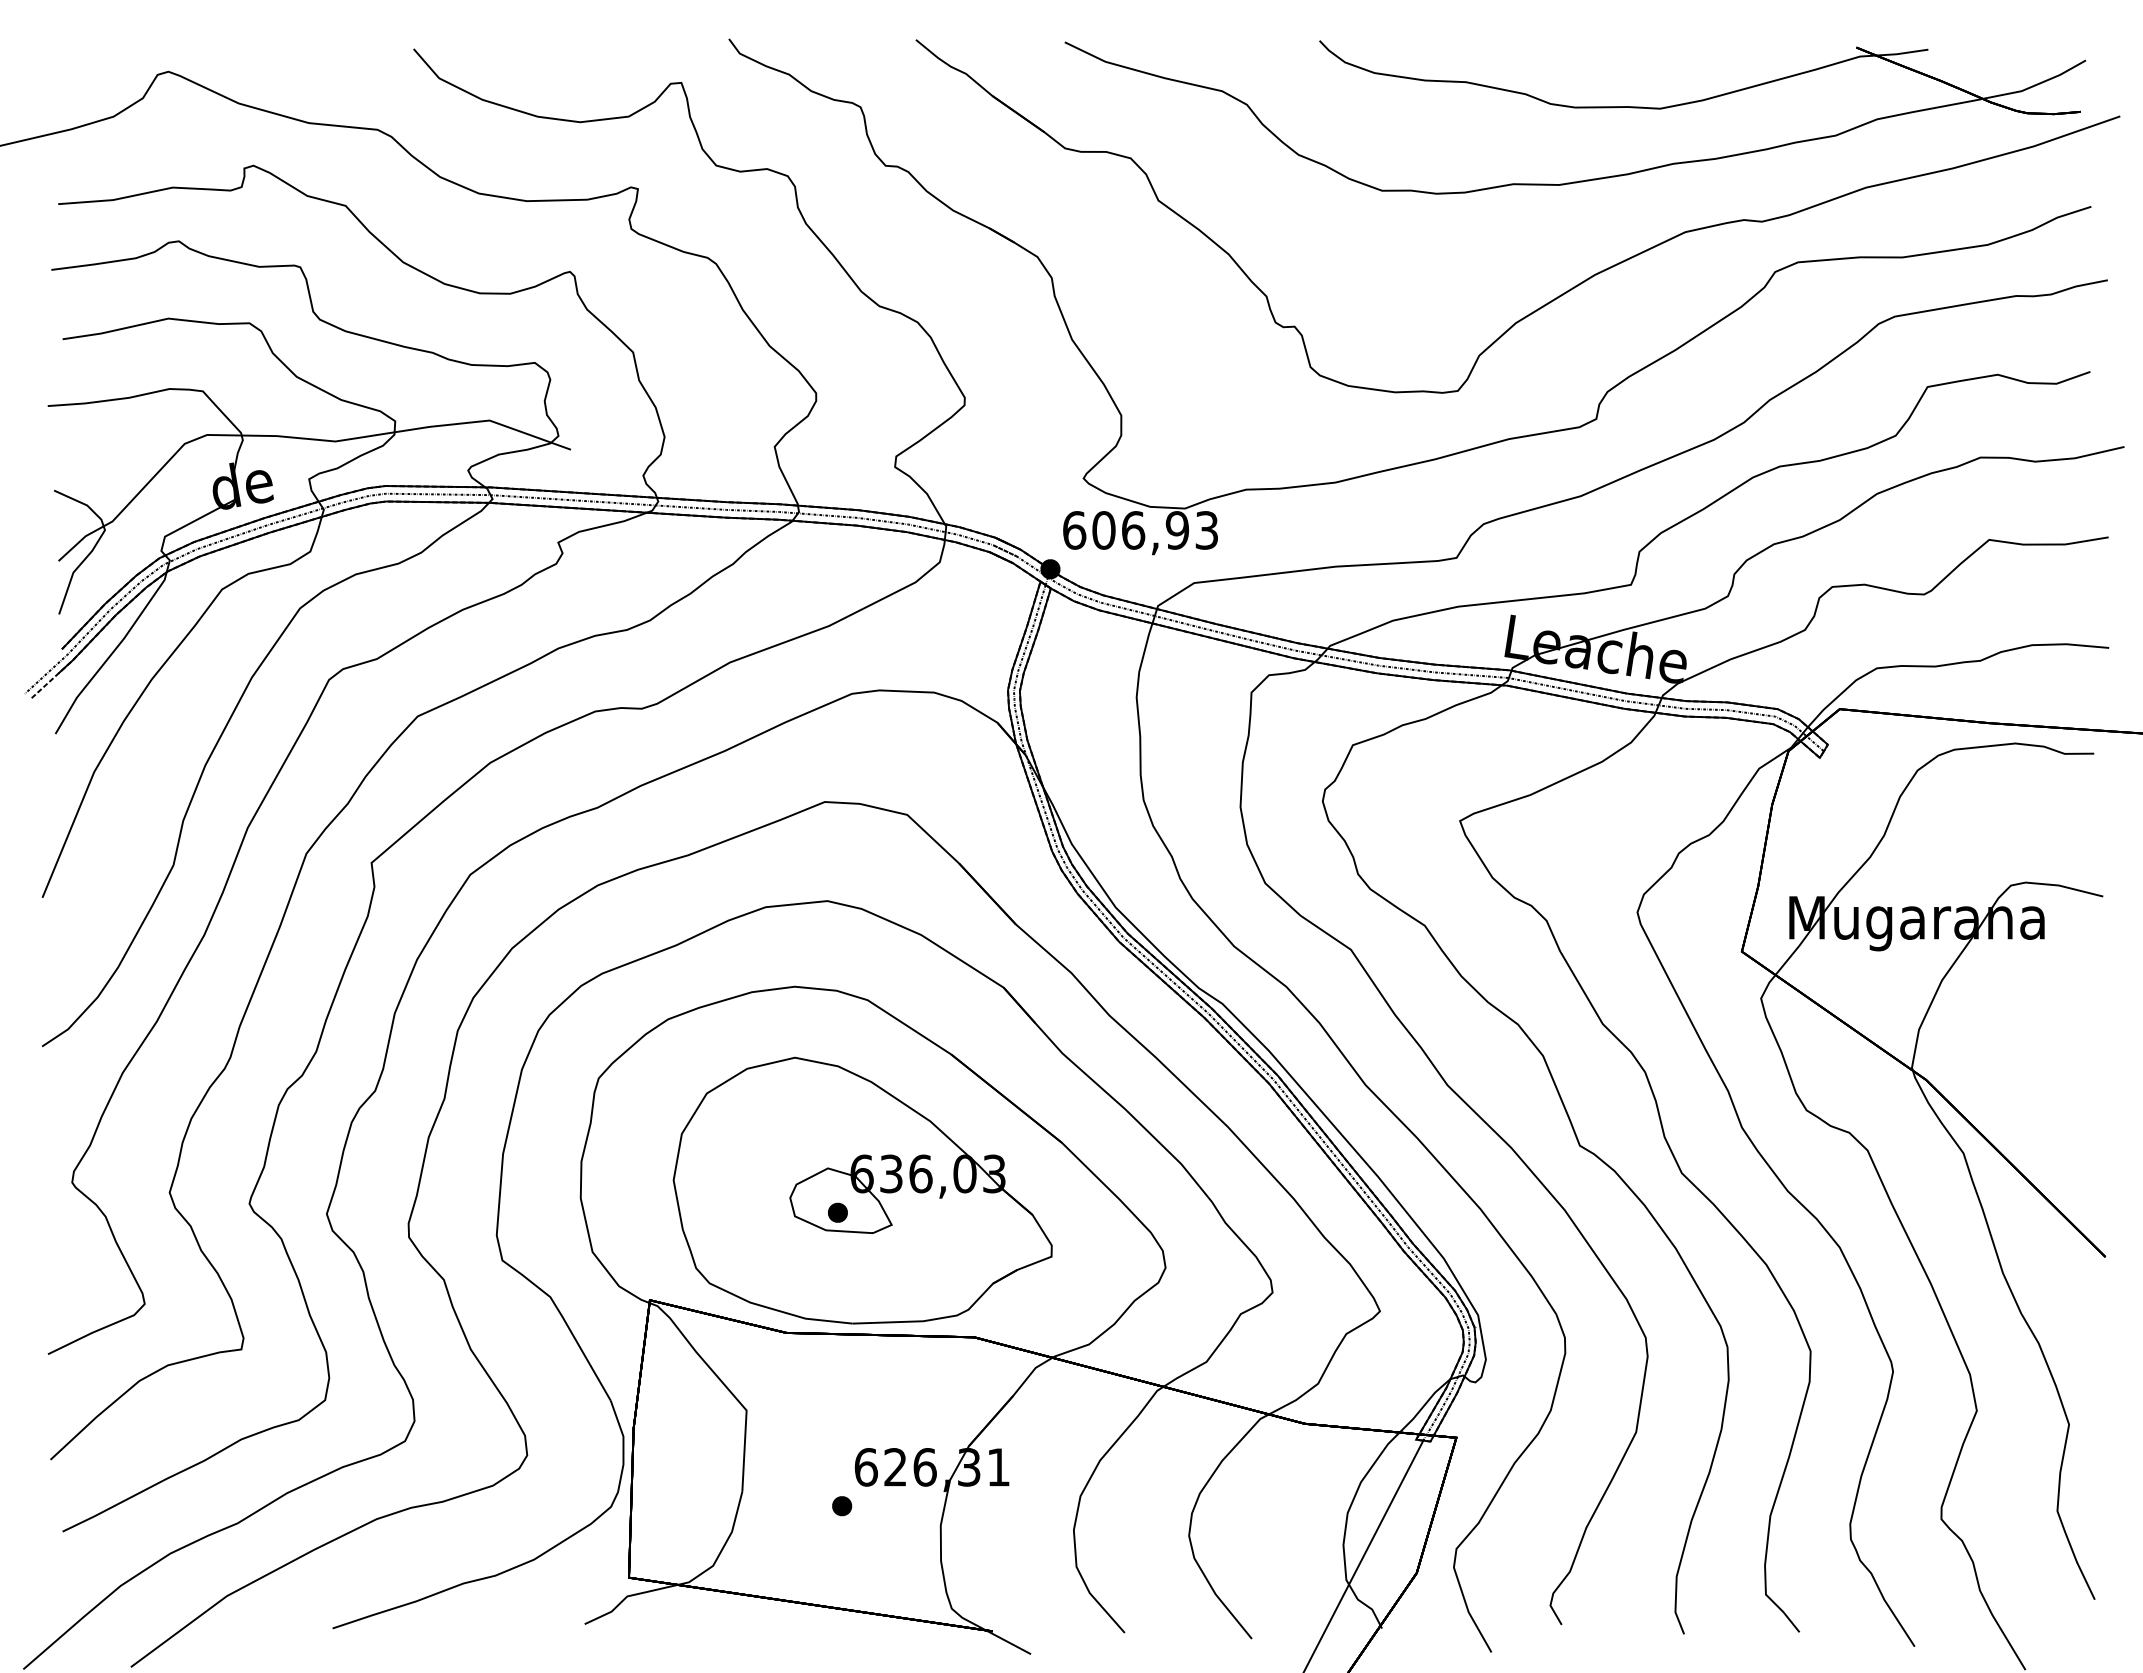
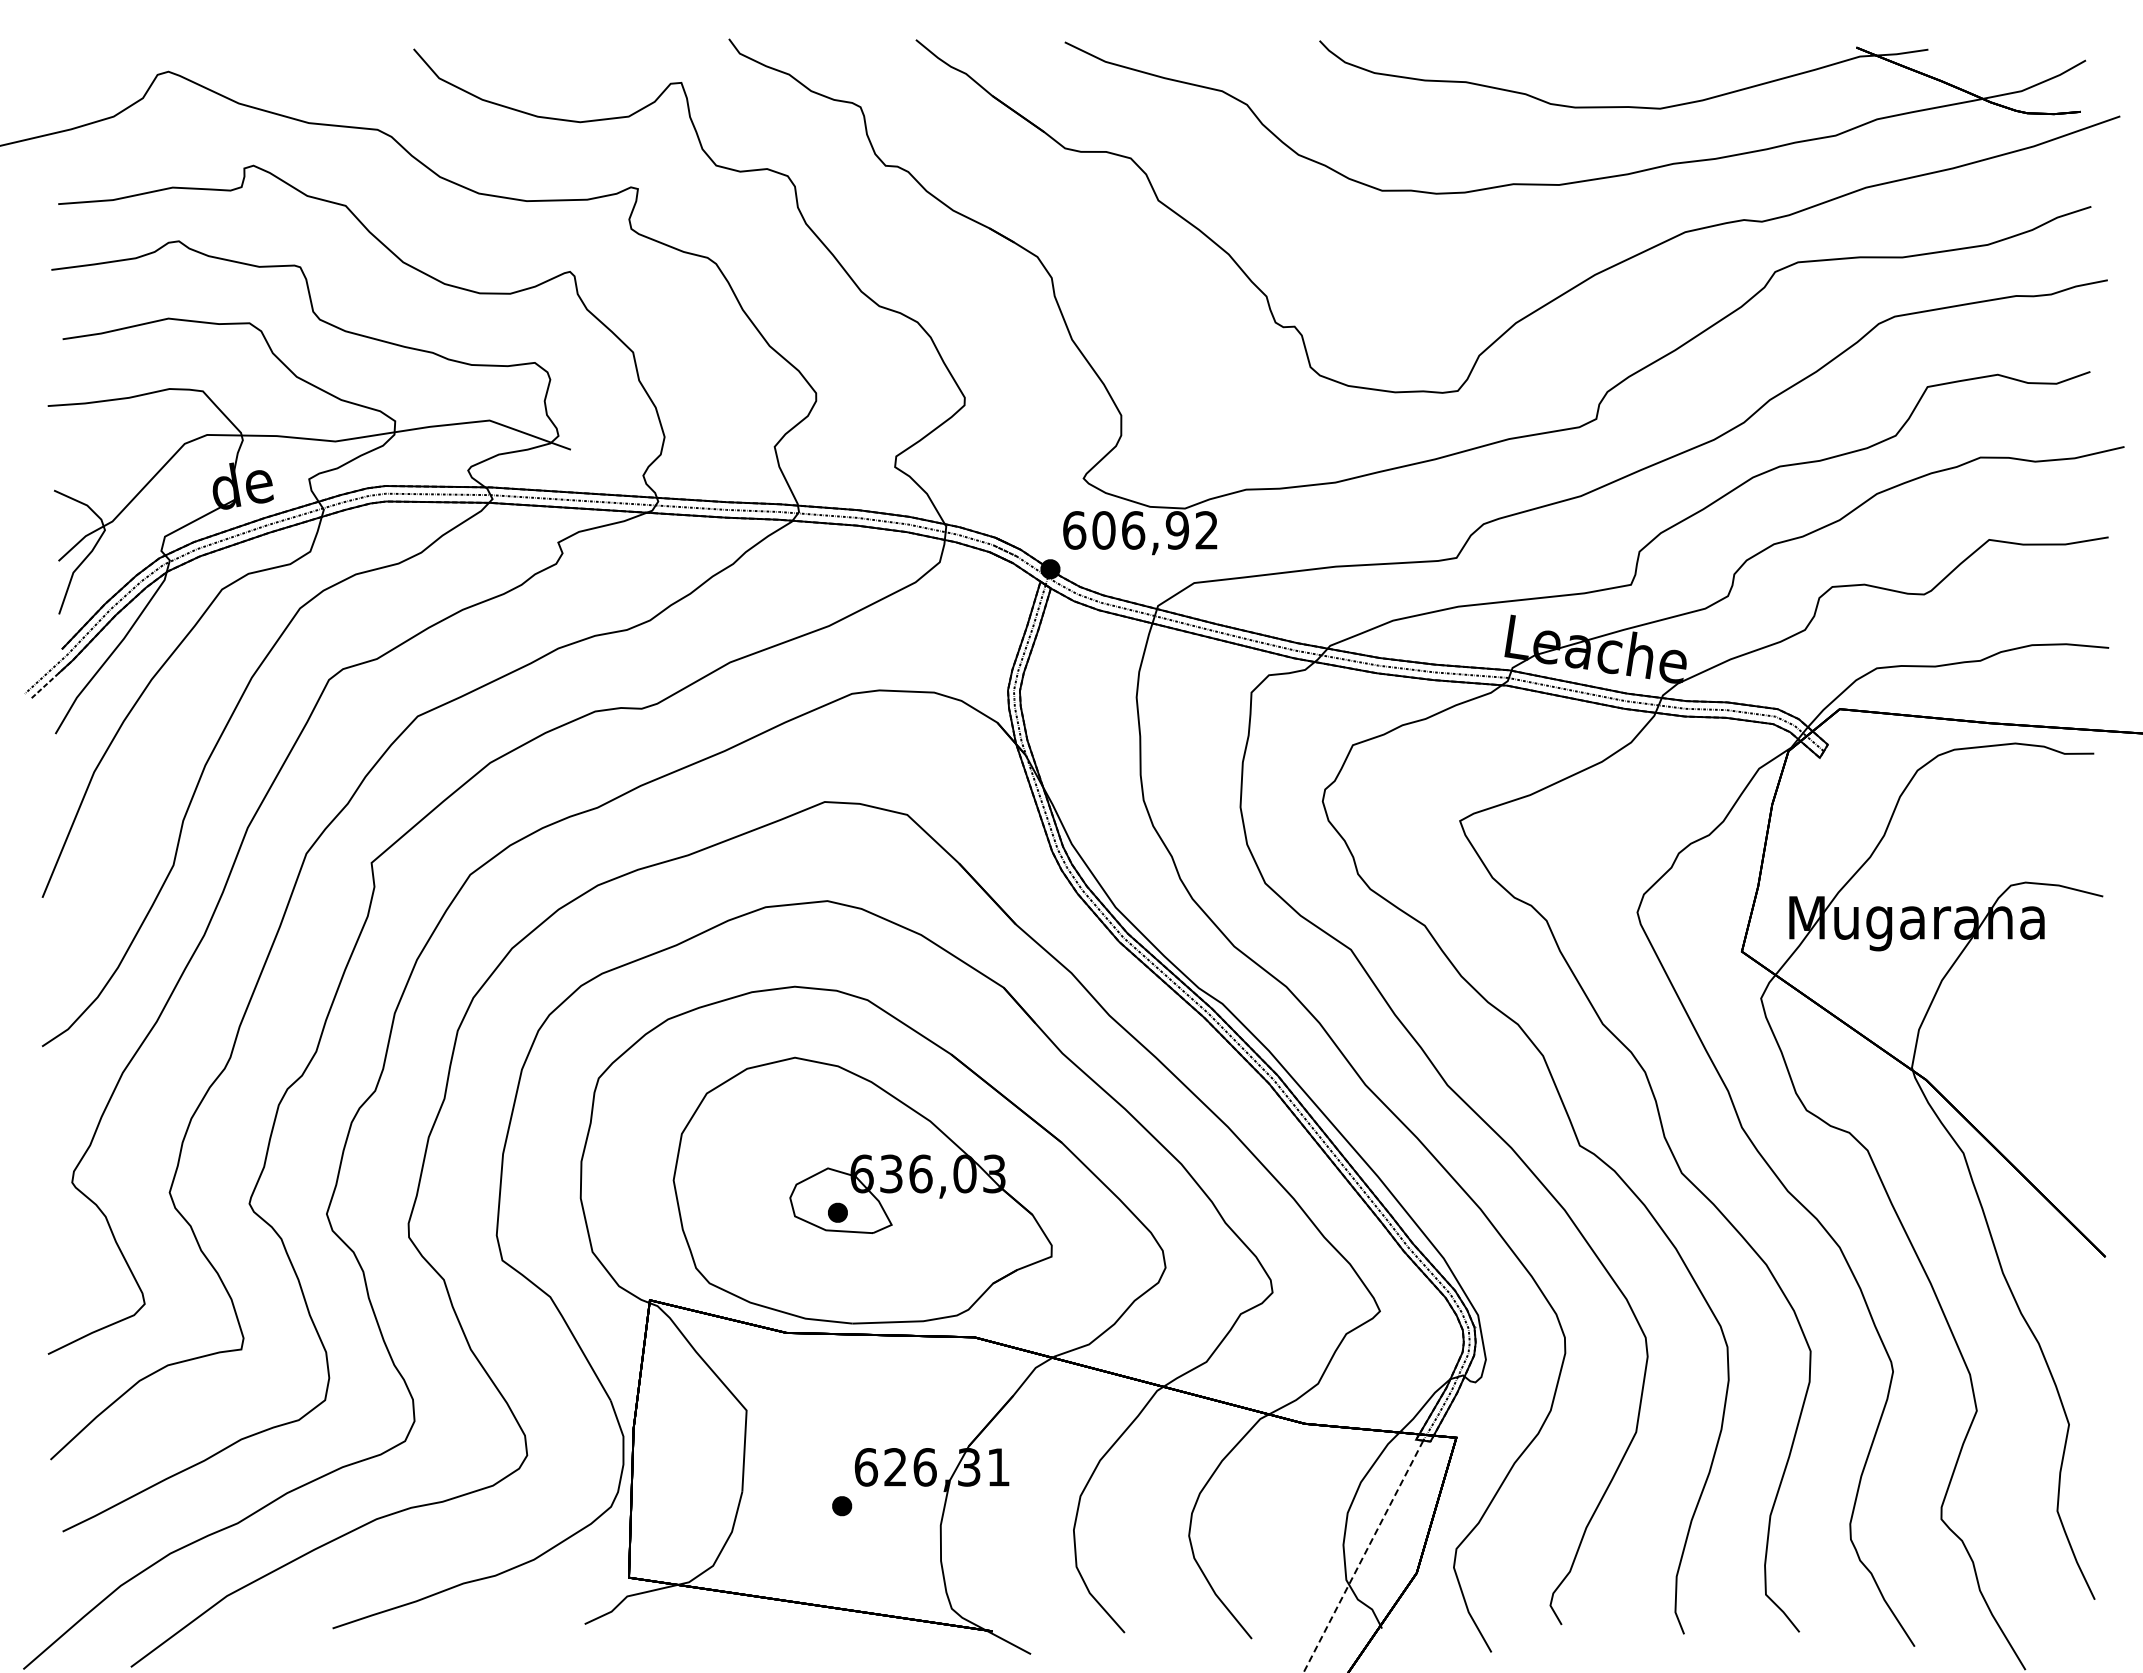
text: 606,93 -> 606,92 (1206, 530)
line: solid -> dashed (1363, 1557)
